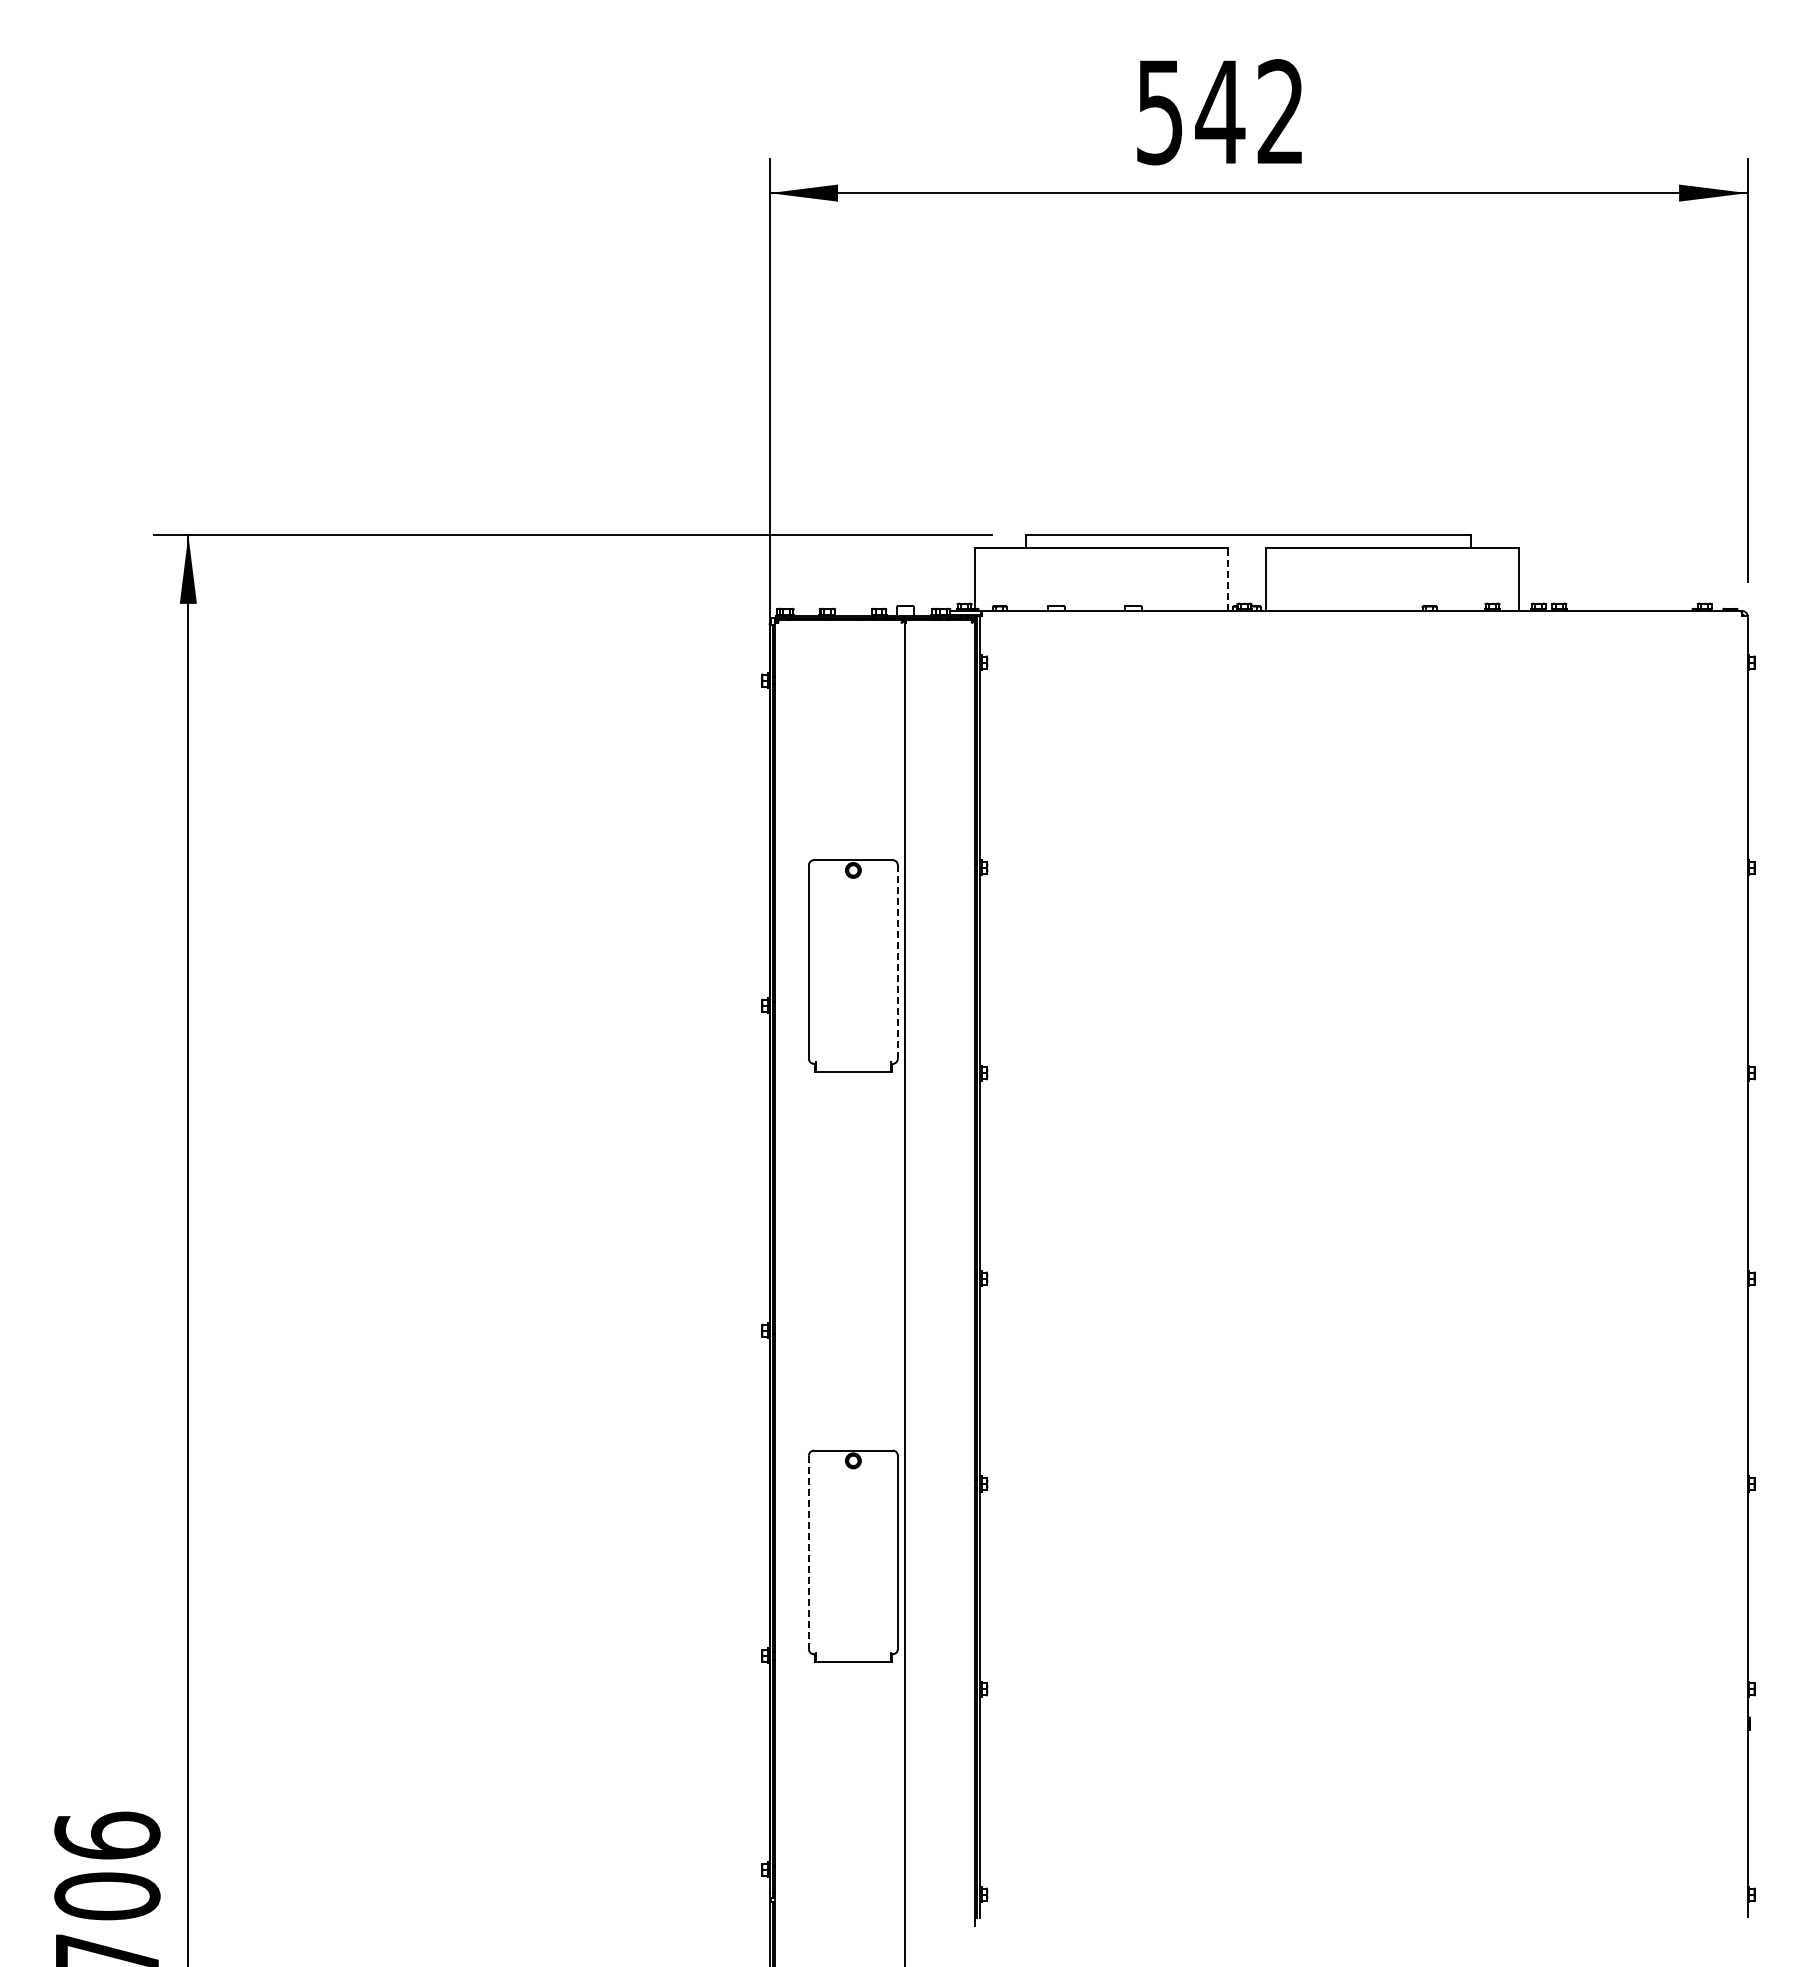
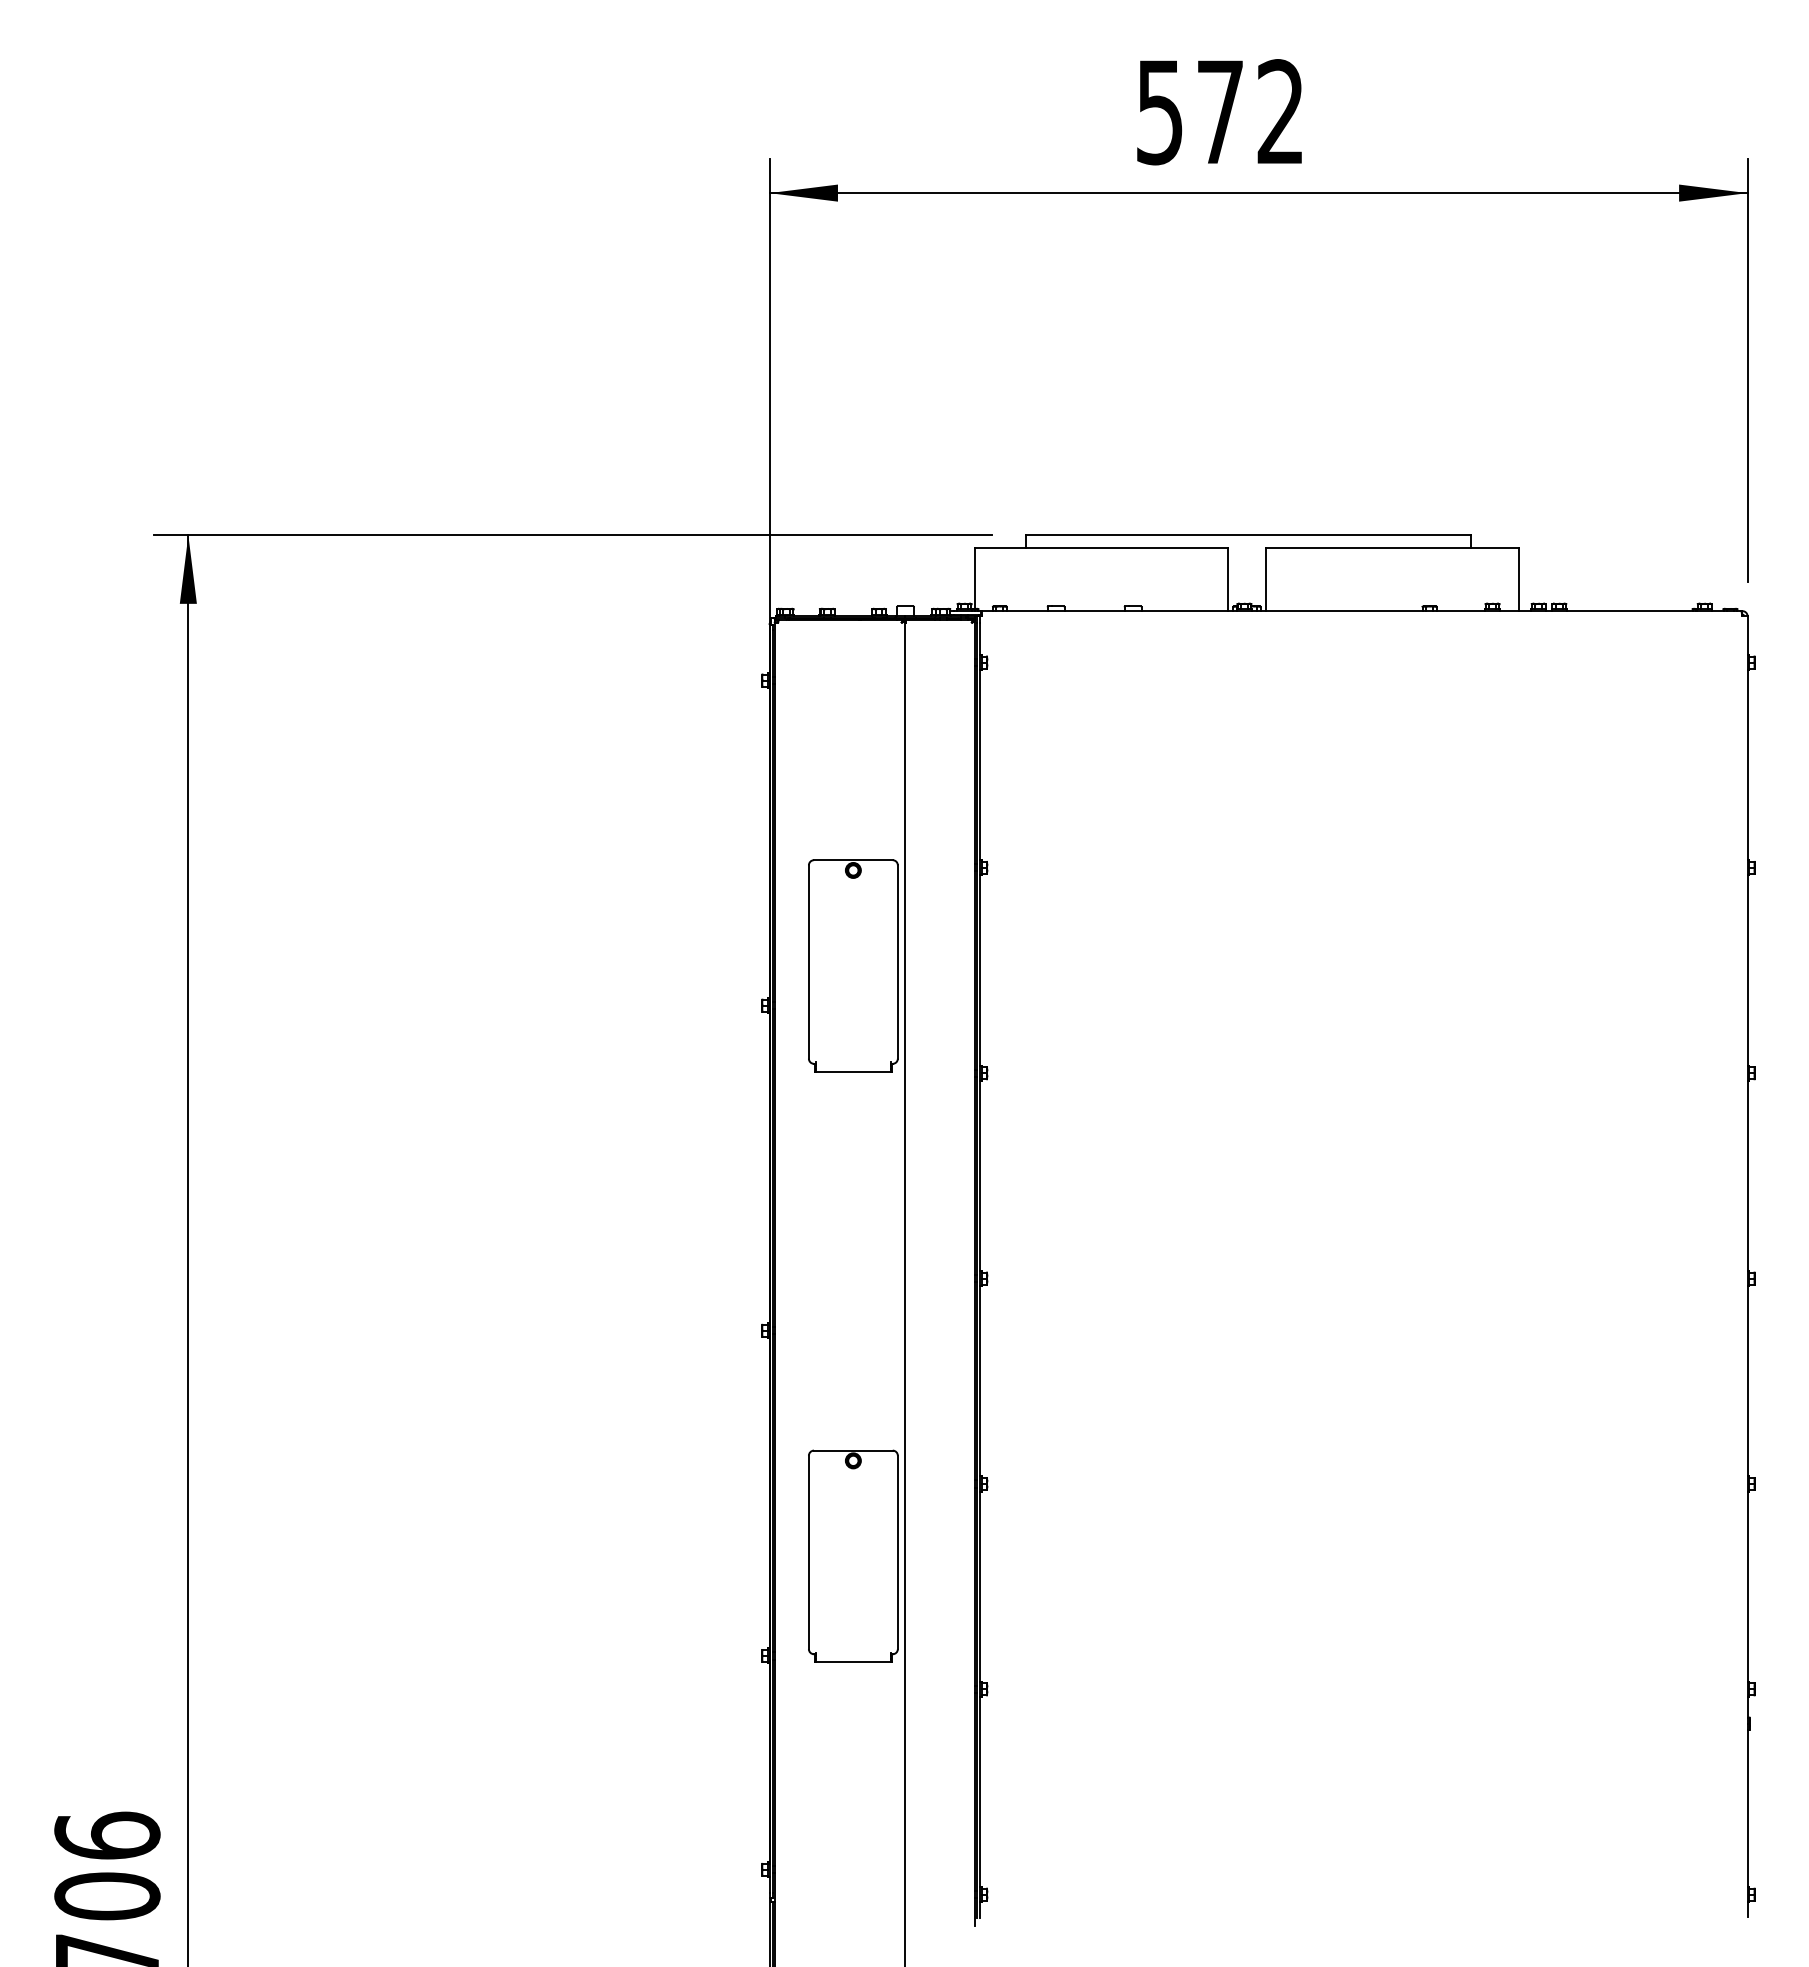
text: 542 -> 572 (1220, 111)
line: dashed -> solid (1228, 579)
line: dashed -> solid (897, 962)
line: dashed -> solid (808, 1552)
